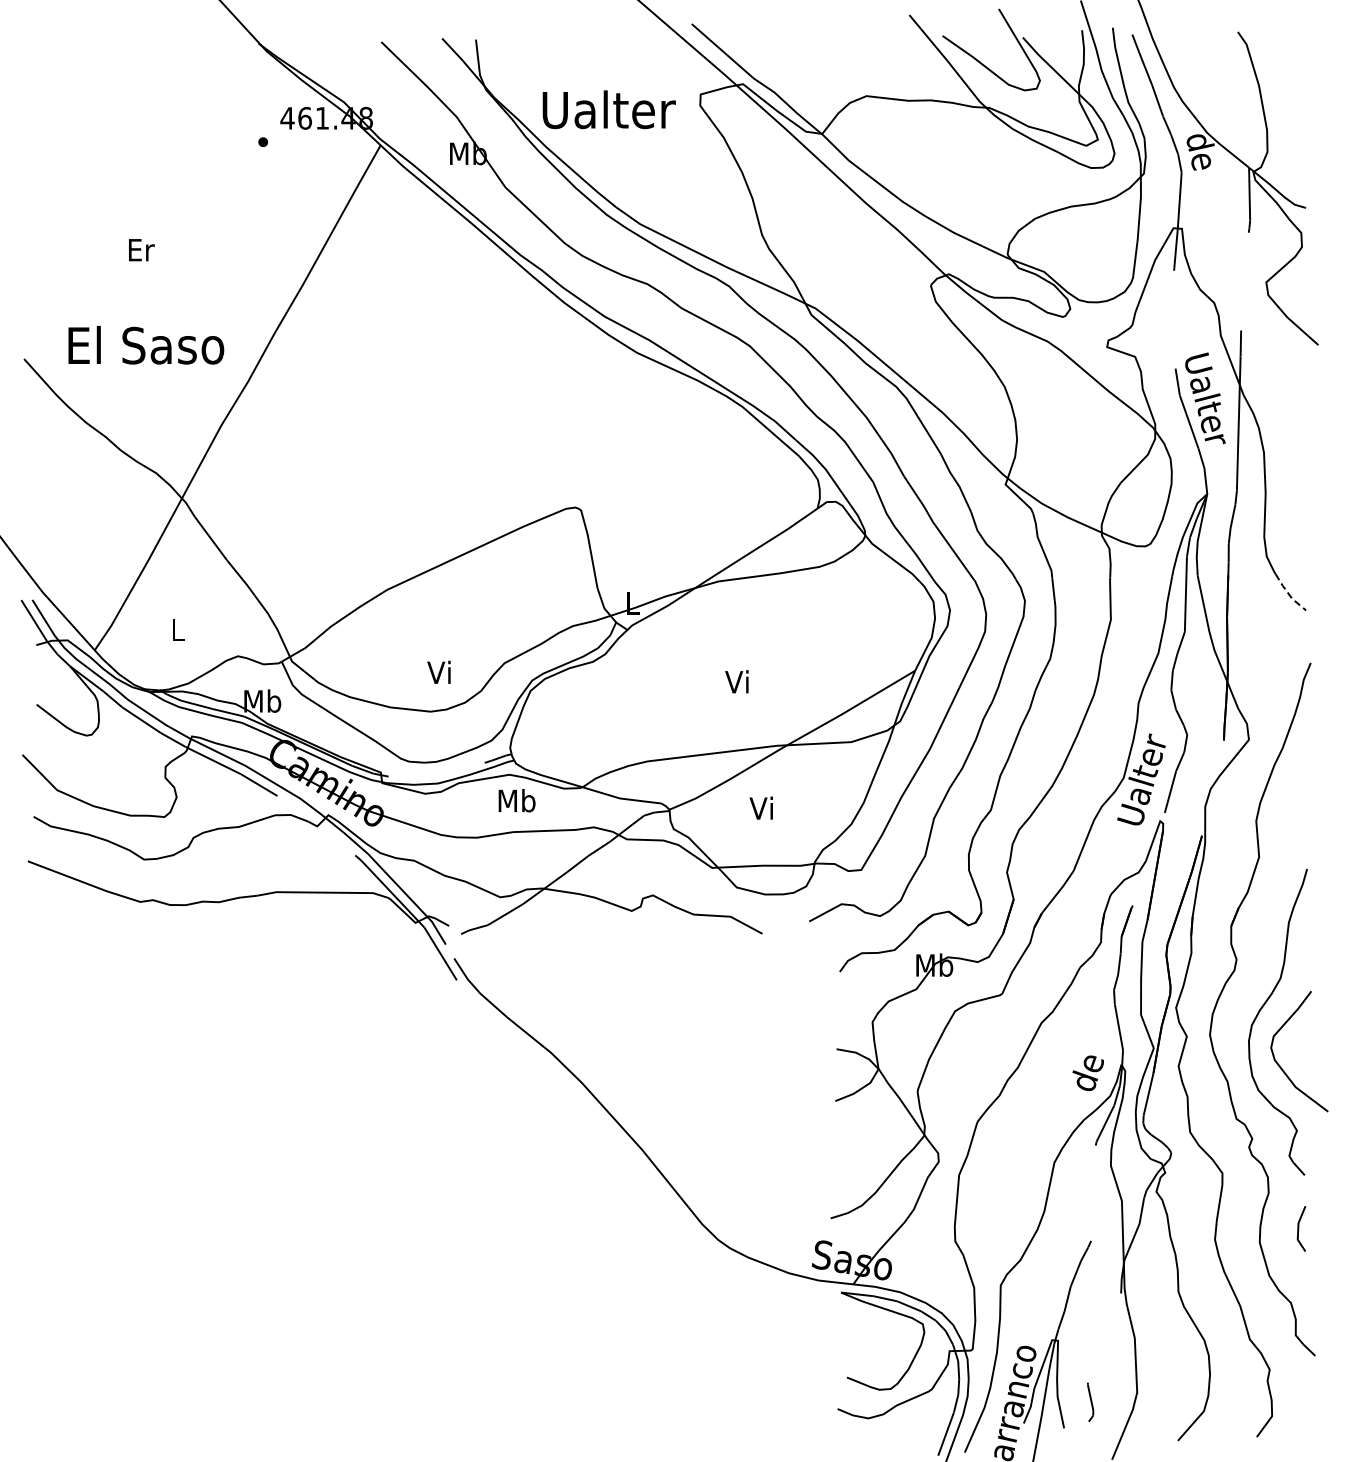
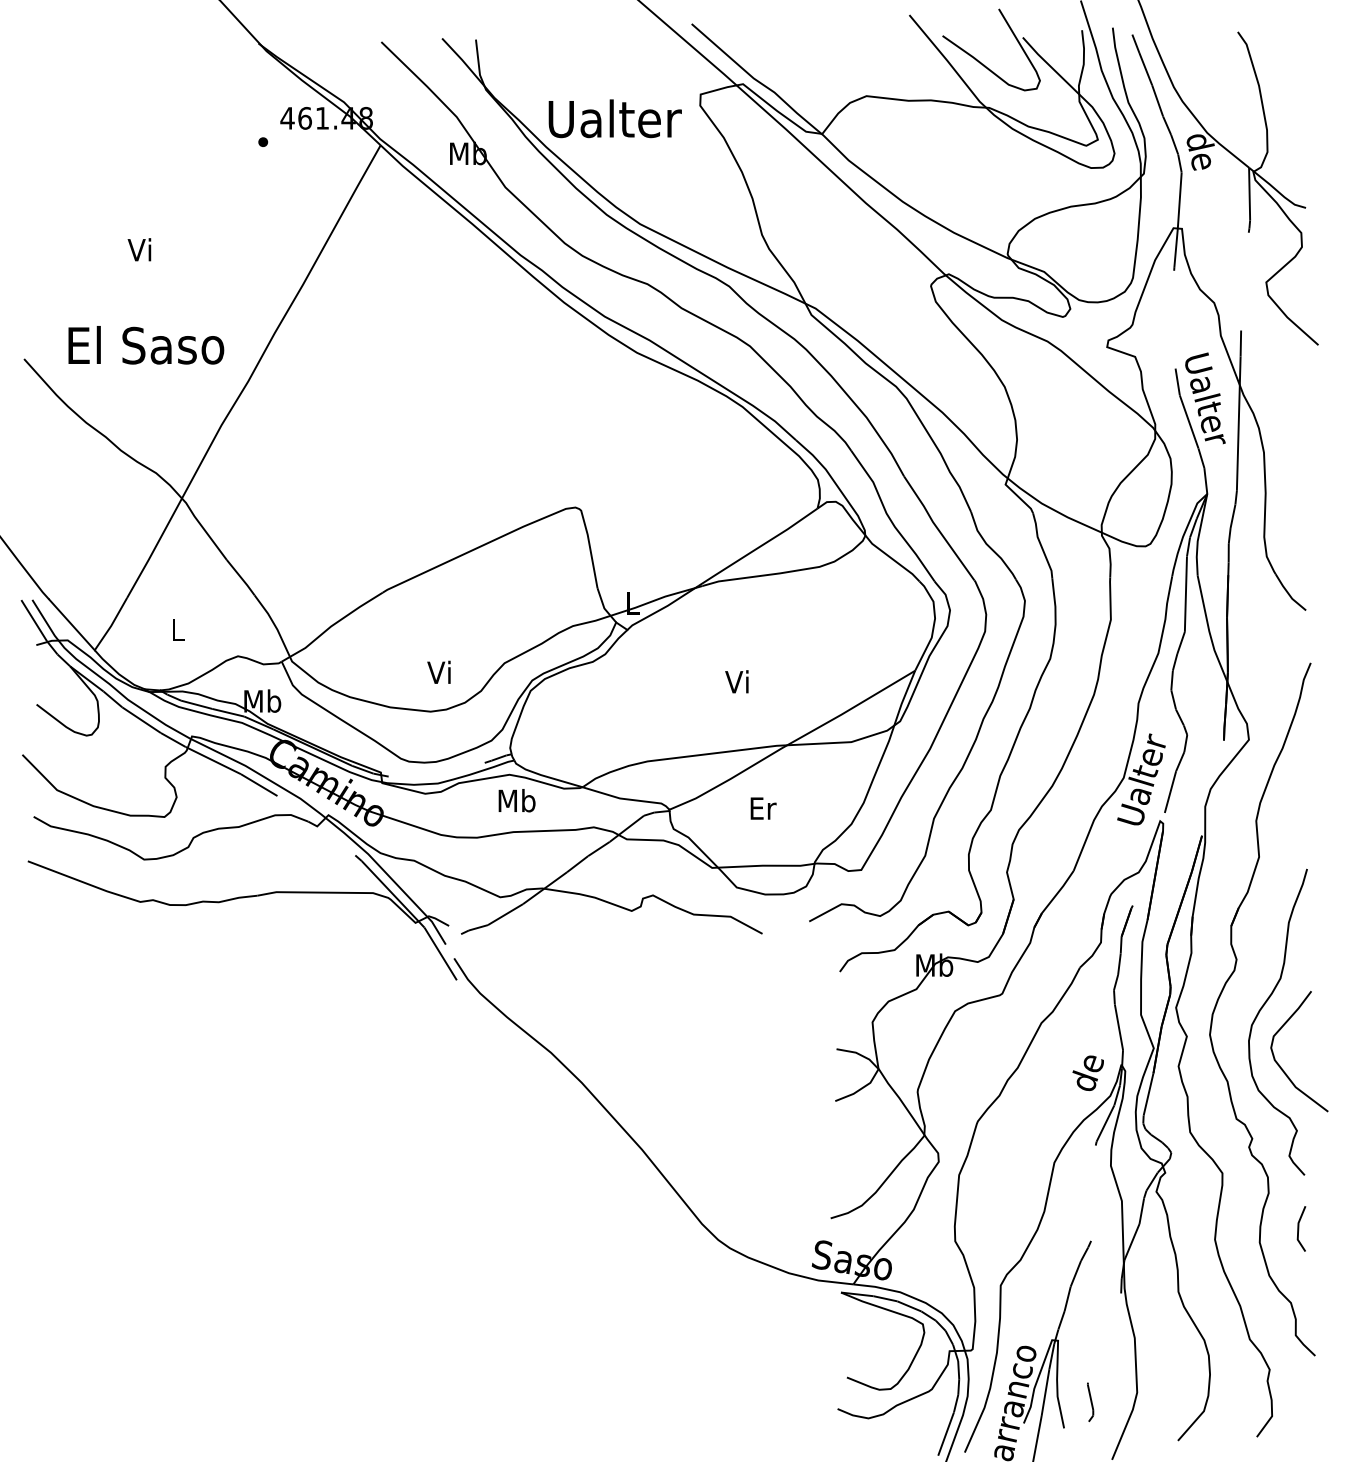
text position: (608, 109) -> (614, 118) (614, 118)
text: Er -> Vi (140, 249)
line: dashed -> solid (1289, 594)
text: Vi -> Er (762, 807)
